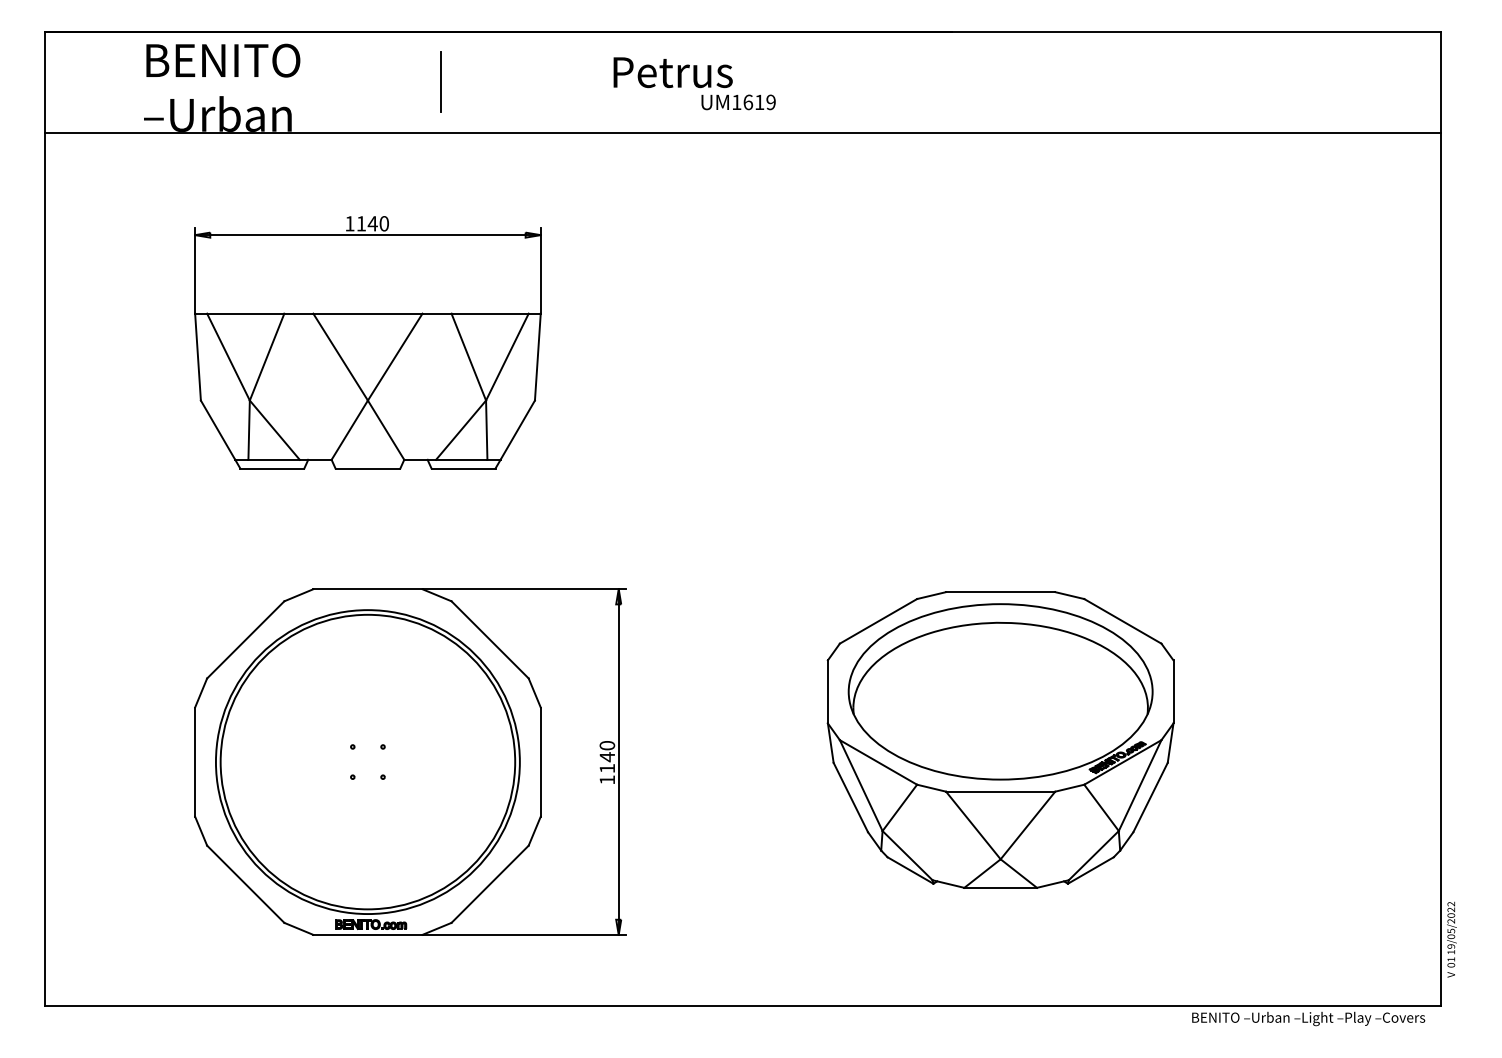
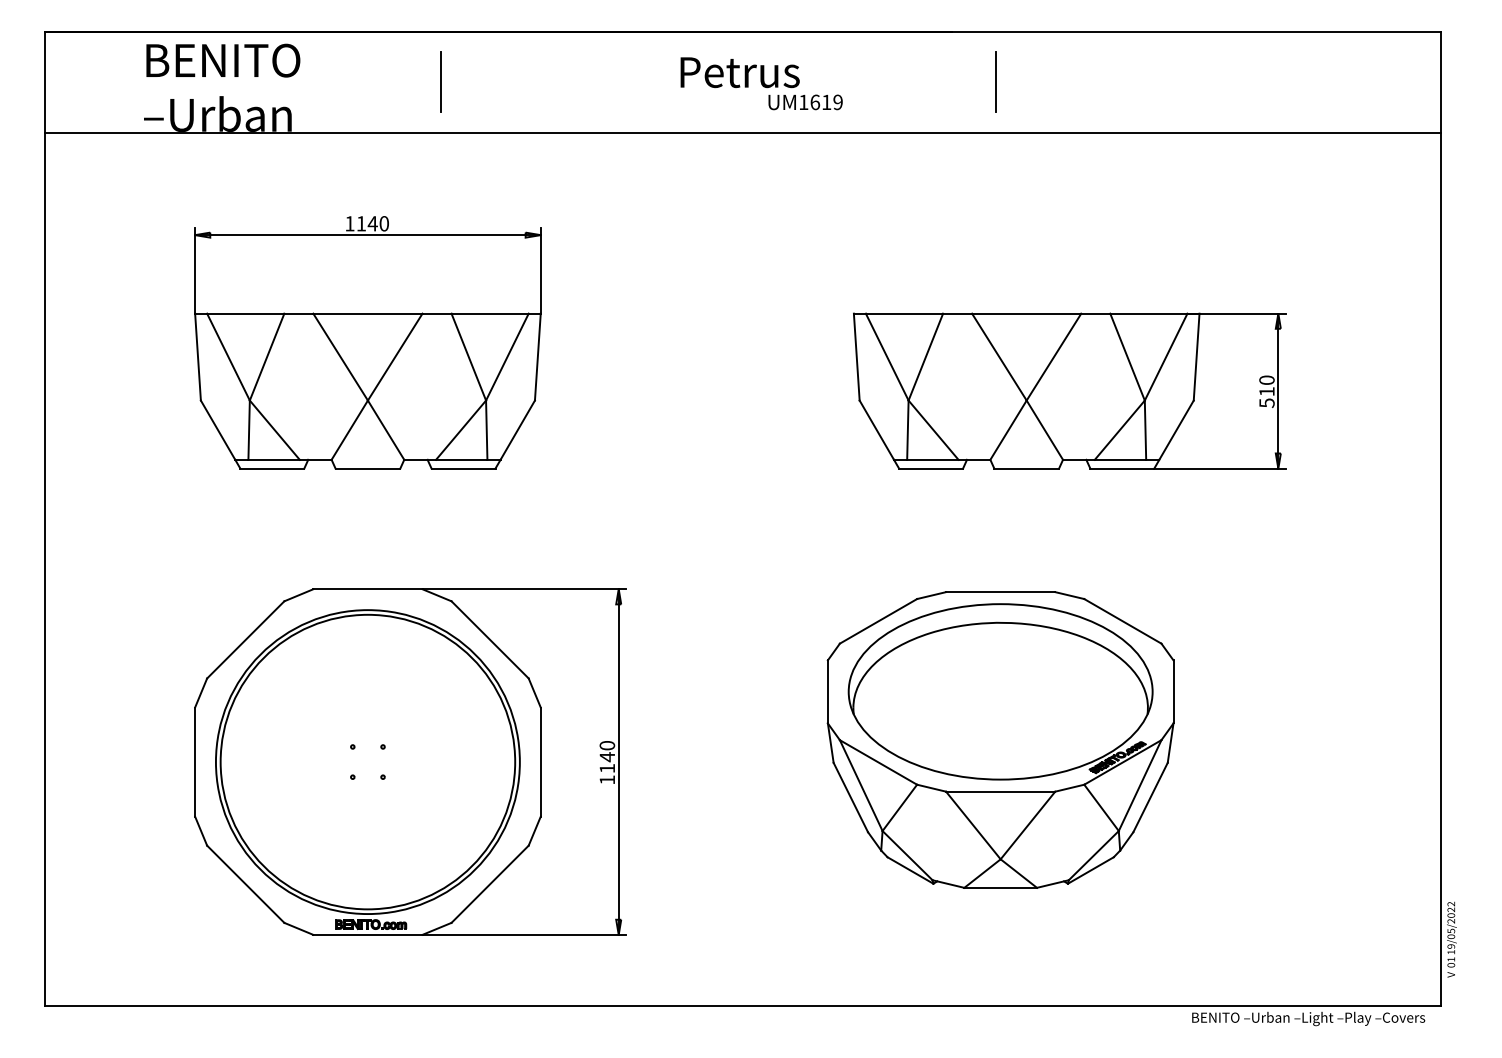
line: none -> present (995, 81)
text position: (694, 83) -> (761, 83) (761, 83)
part: none -> present (1069, 390)
